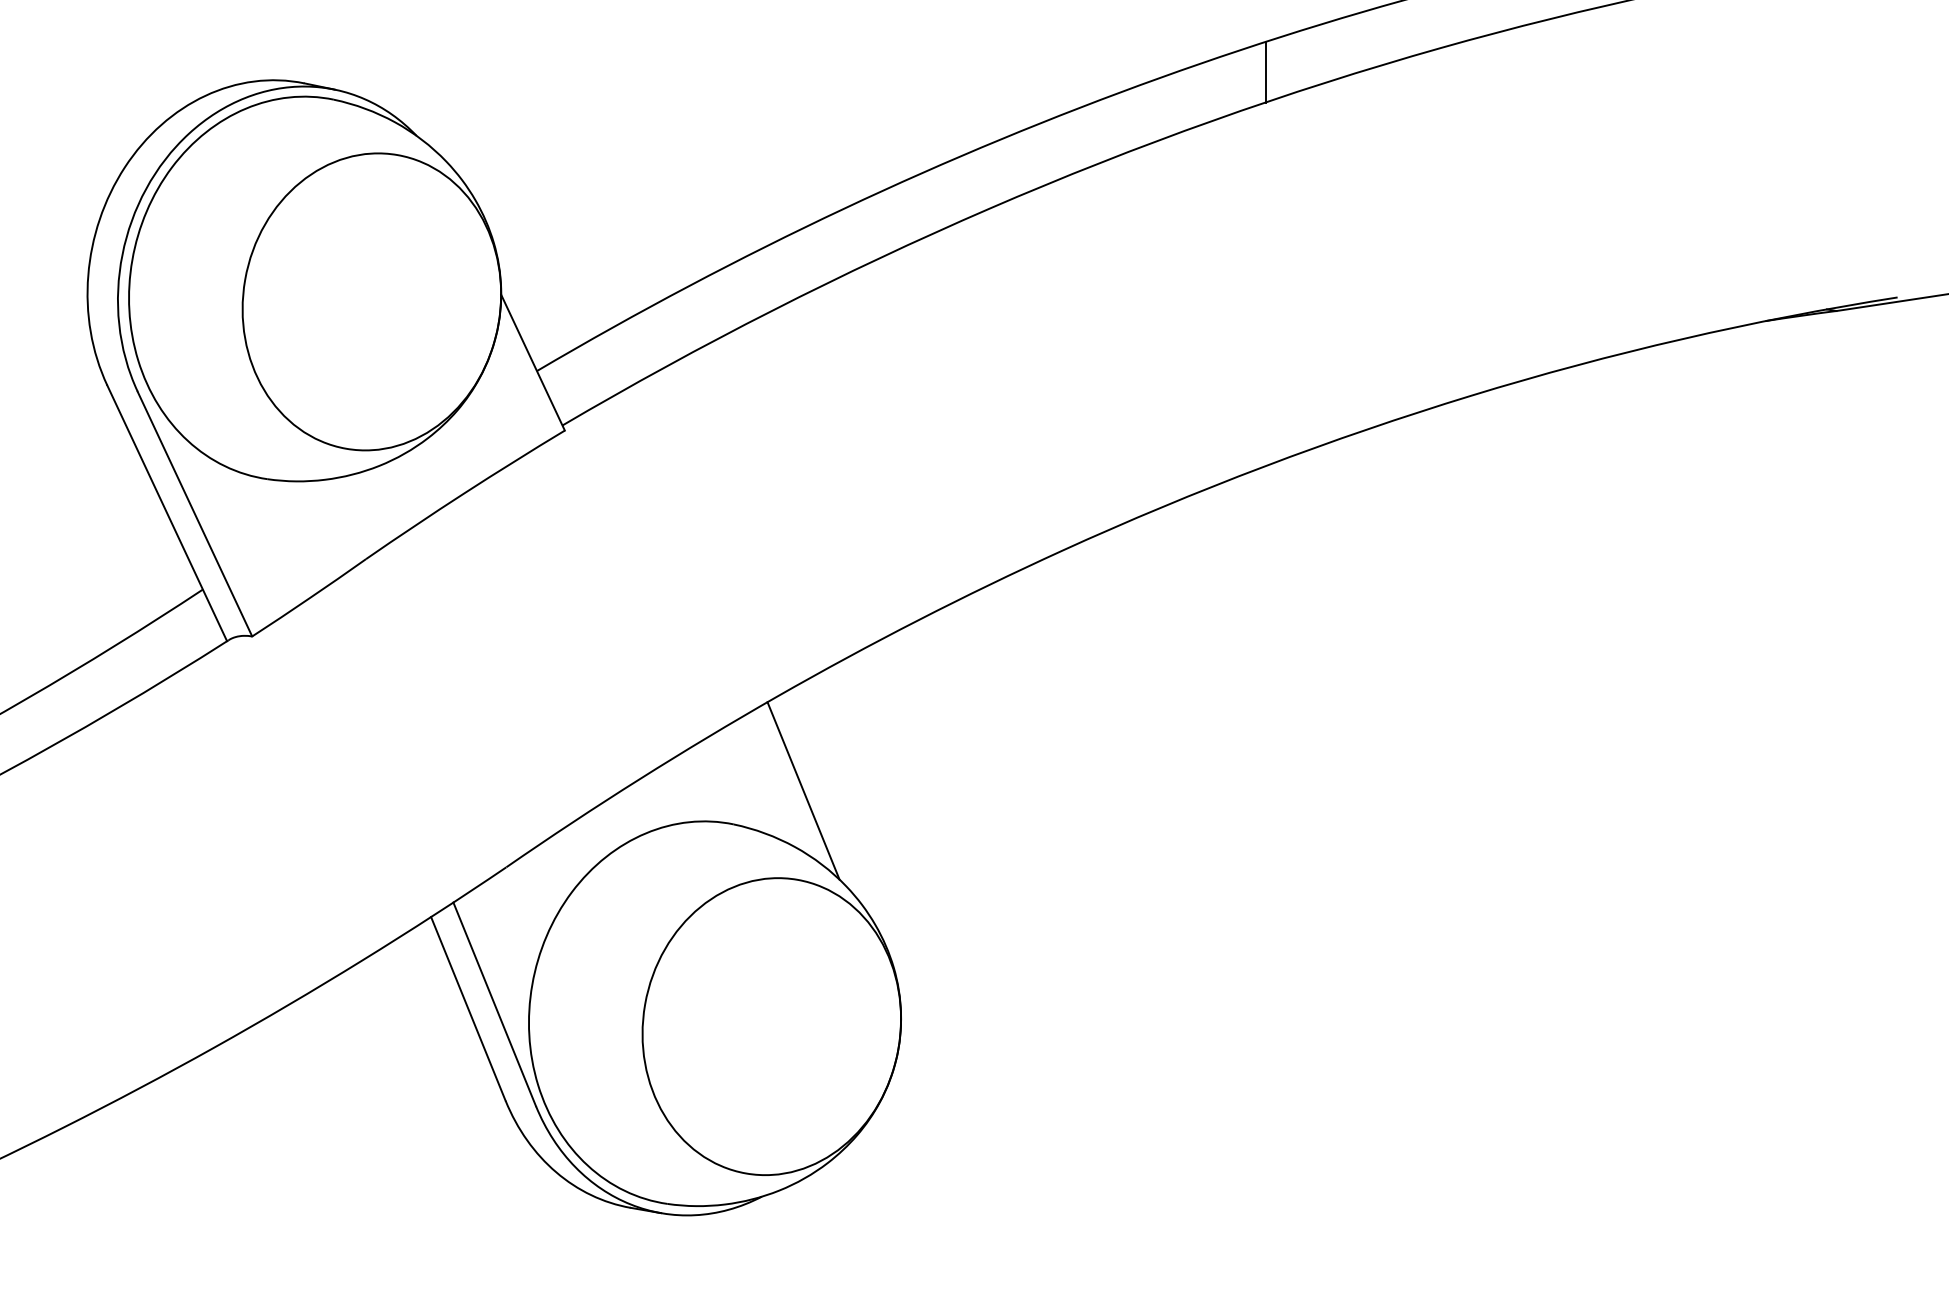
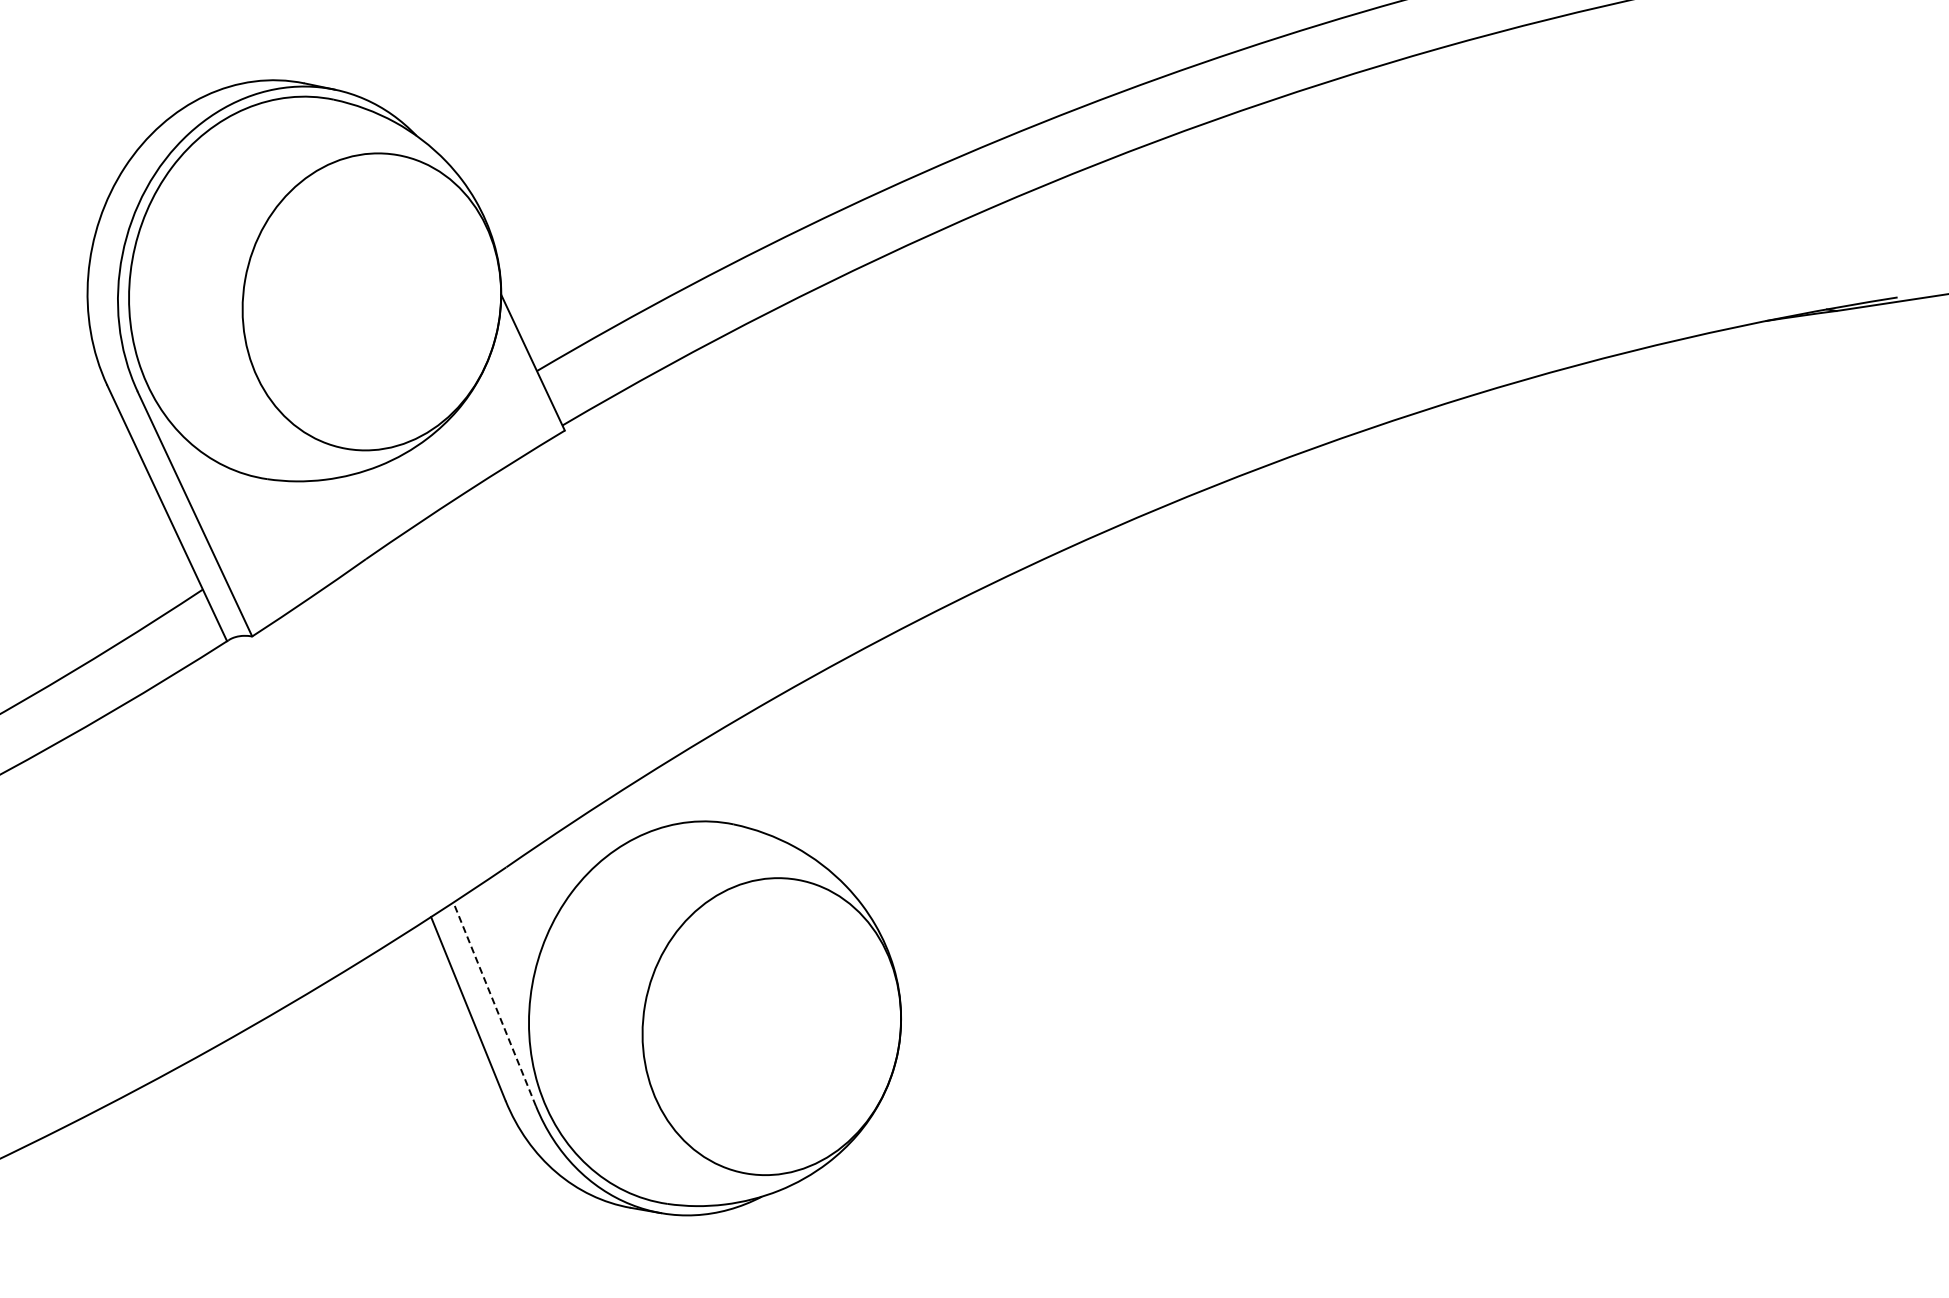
line: present -> none (1265, 71)
line: present -> none (803, 790)
line: solid -> dashed (494, 1004)
